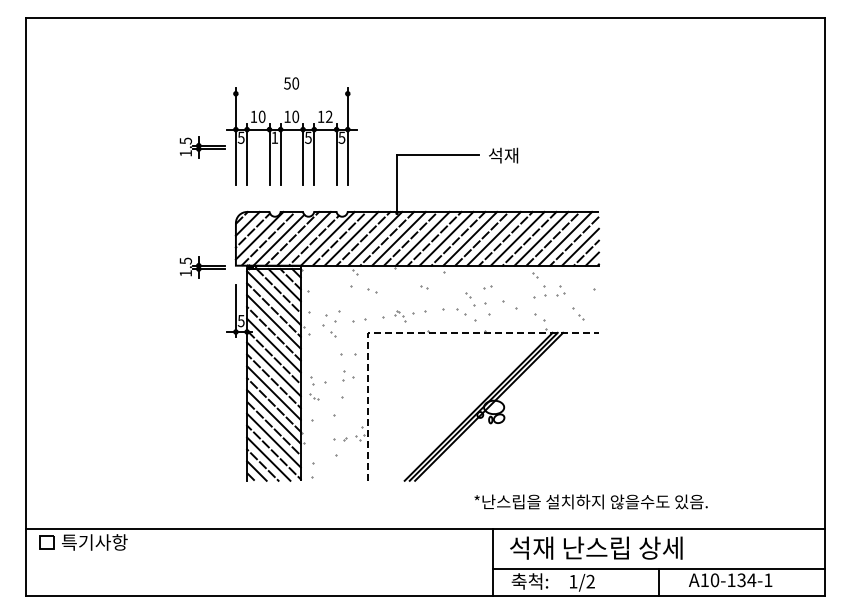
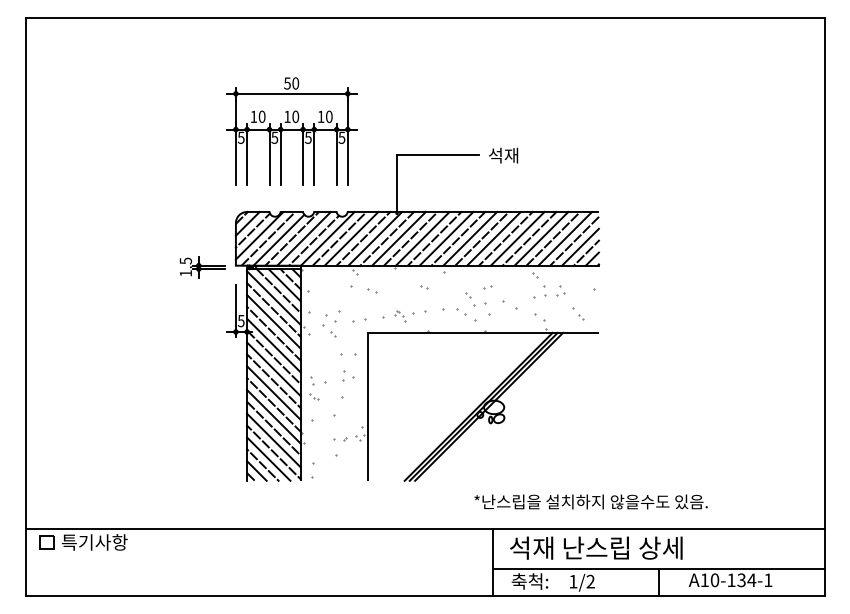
line: none -> present (291, 93)
text: 12 -> 10 (328, 116)
text: 1 -> 5 (274, 137)
part: present -> none (202, 147)
line: dashed -> solid (408, 332)
